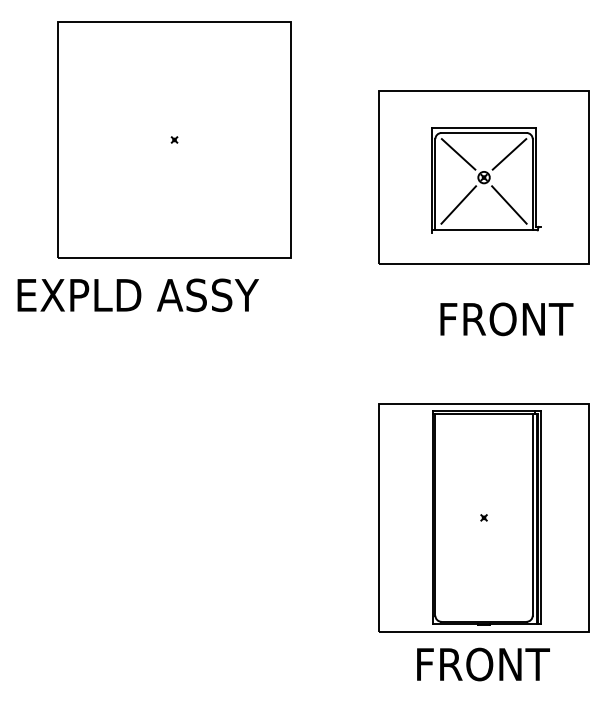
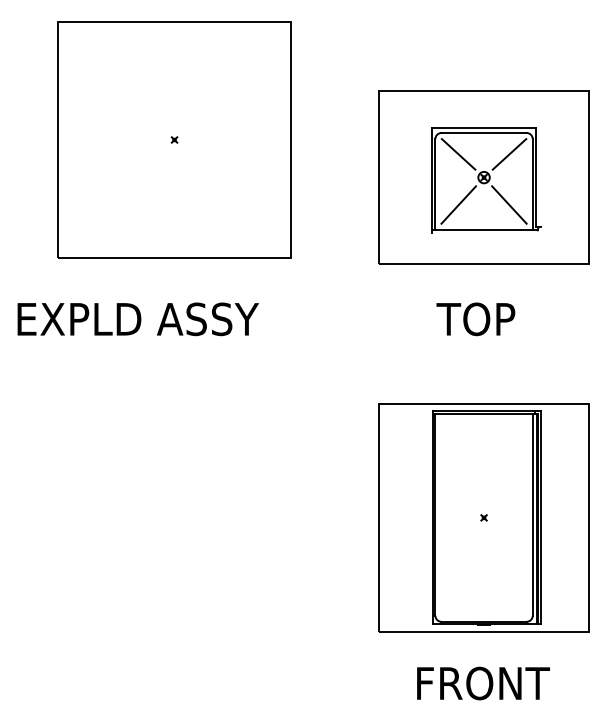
text position: (137, 295) -> (137, 319) (137, 319)
text: FRONT -> TOP (504, 319)
text position: (483, 664) -> (483, 683) (483, 683)
